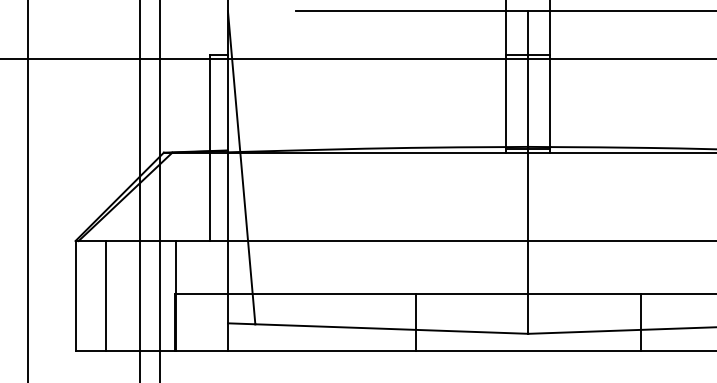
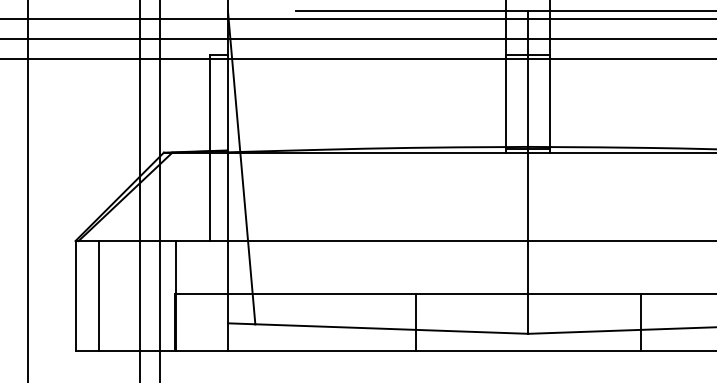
line: none -> present (357, 18)
line: none -> present (357, 38)
line position: (105, 296) -> (98, 296) (98, 296)
